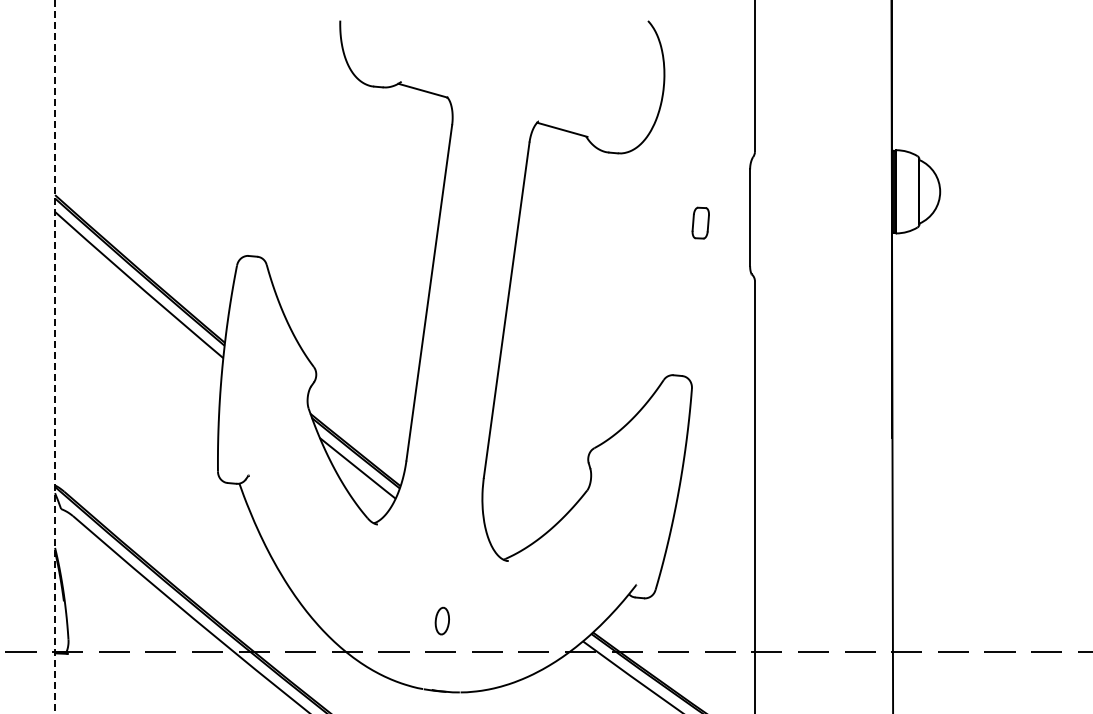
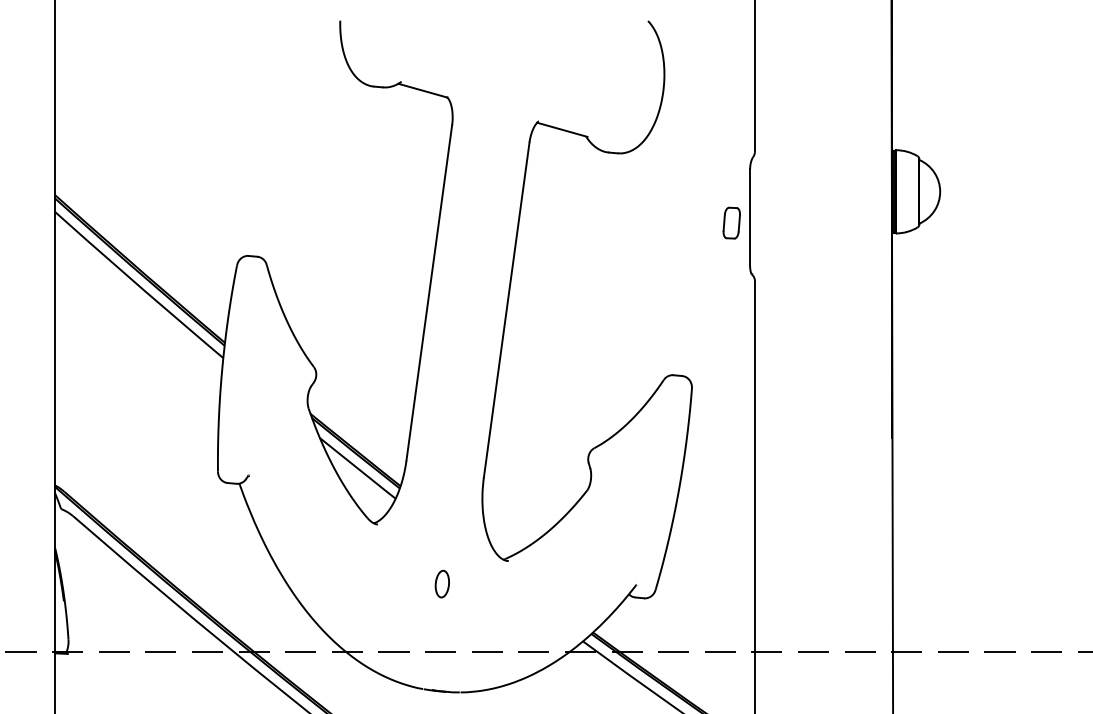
part position: (700, 222) -> (731, 222) (731, 222)
line: dashed -> solid (55, 356)
part position: (441, 620) -> (441, 583) (441, 583)
